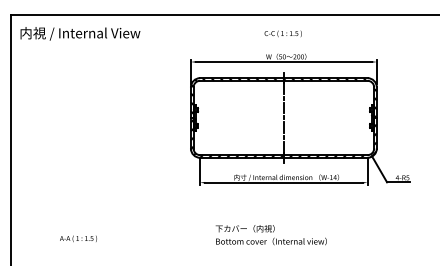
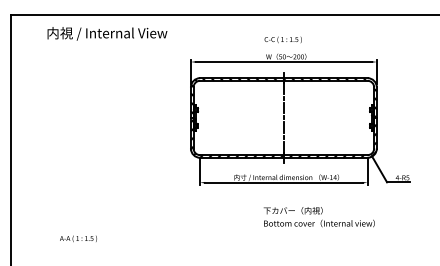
text position: (80, 33) -> (107, 33) (107, 33)
text position: (282, 33) -> (282, 39) (282, 39)
text position: (270, 235) -> (318, 217) (318, 217)
